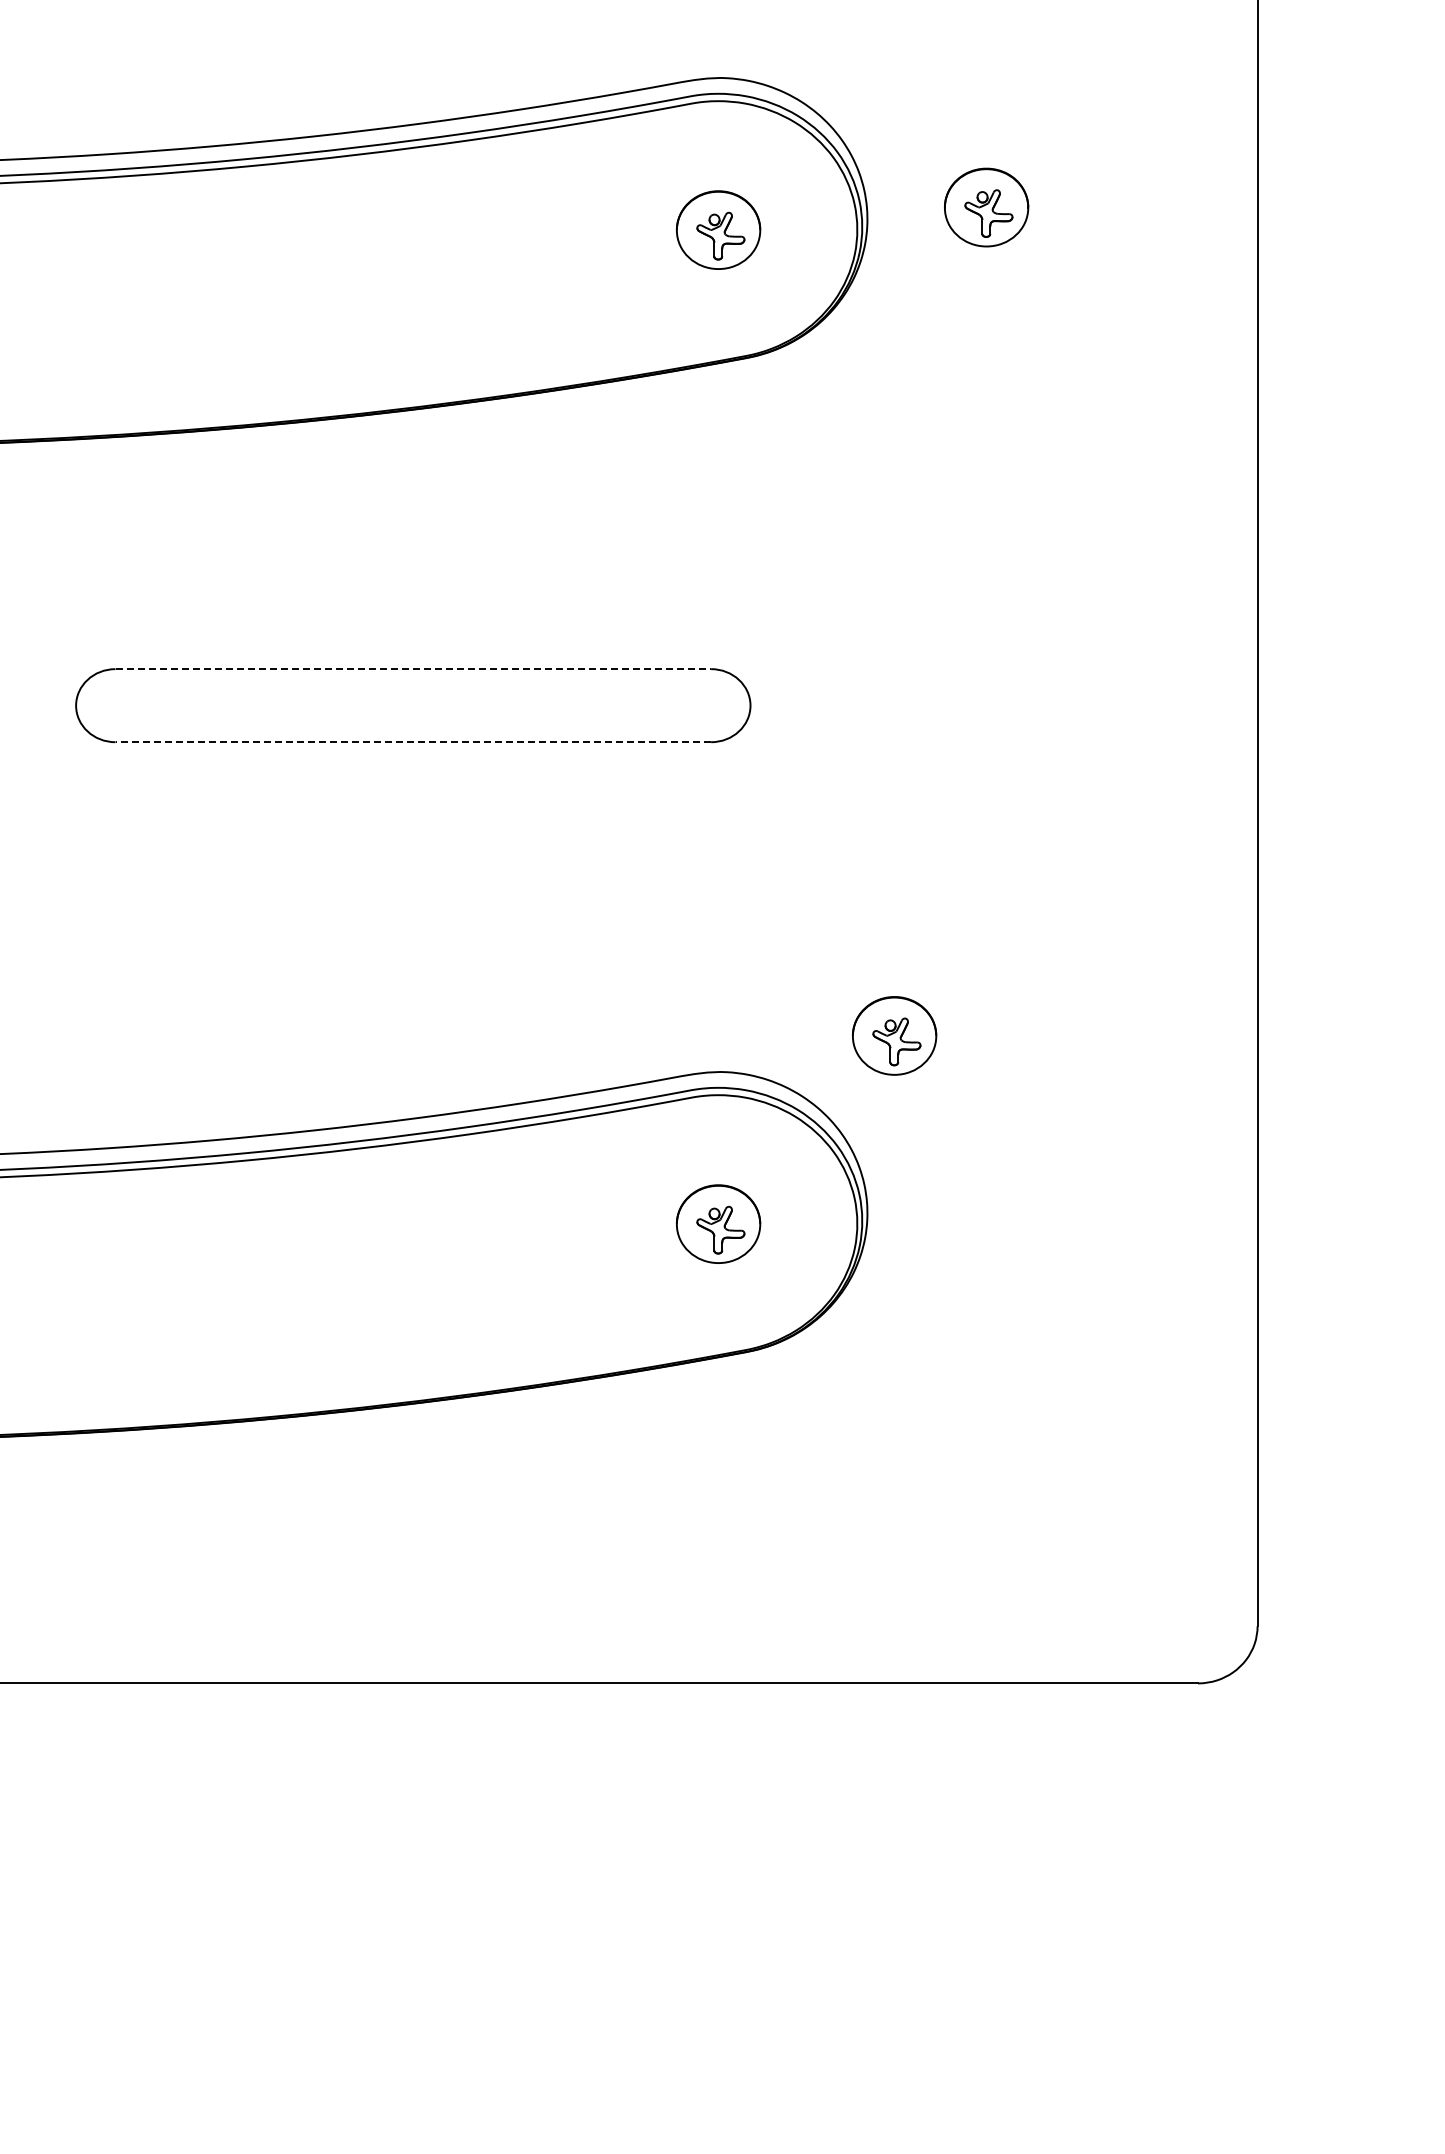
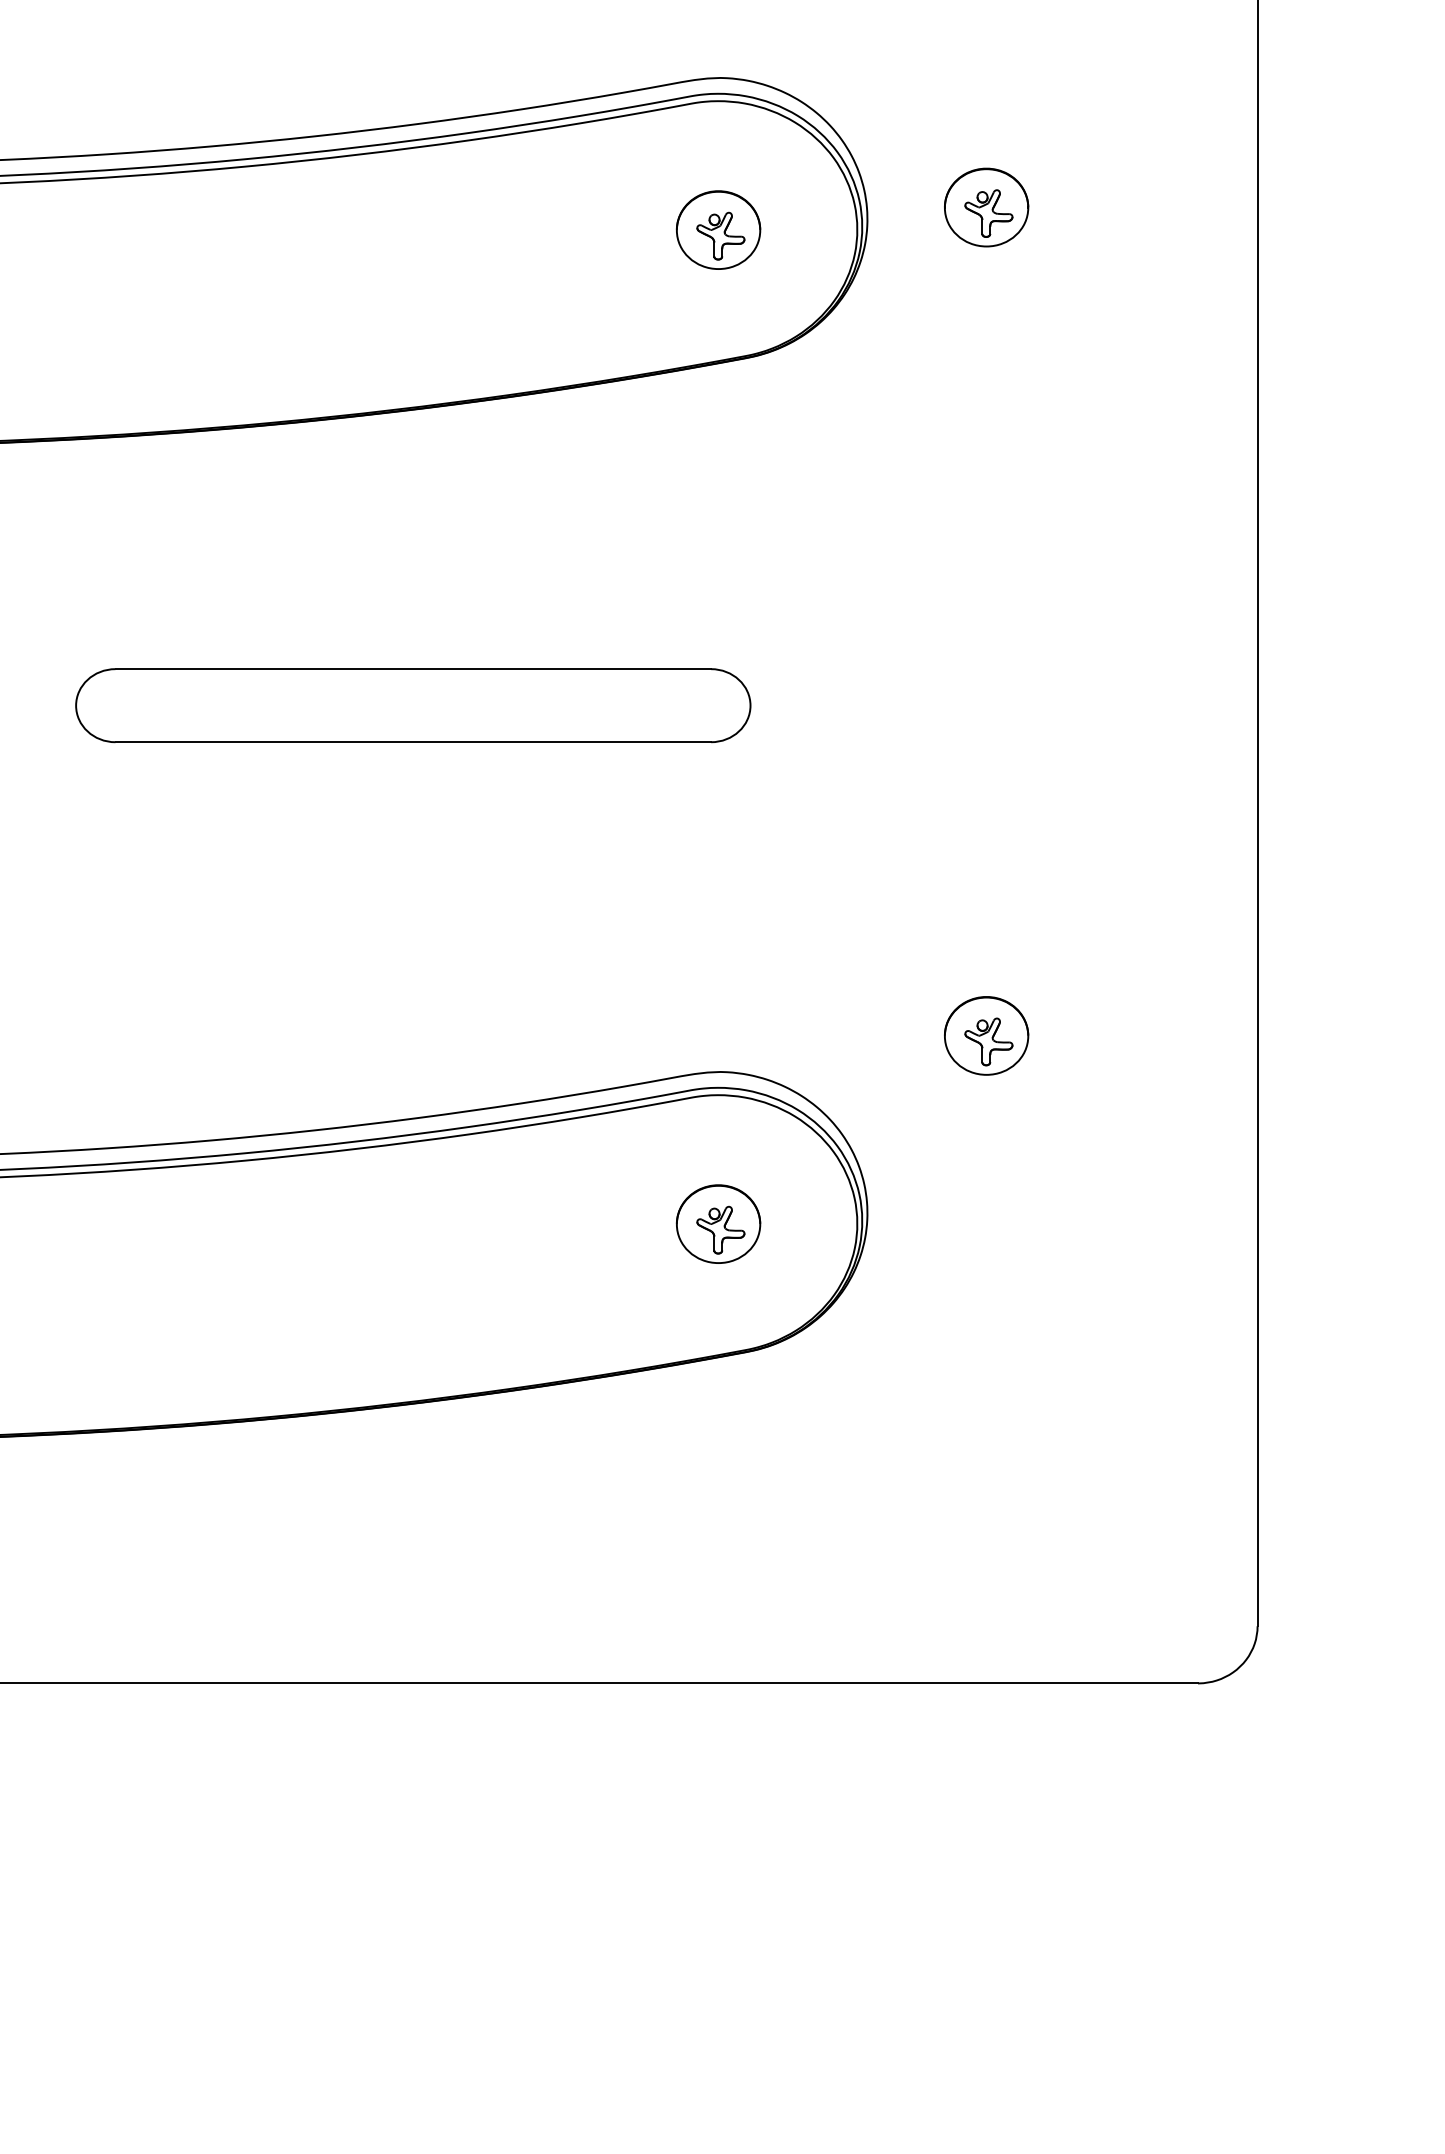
line: dashed -> solid (413, 669)
line: dashed -> solid (413, 742)
part position: (894, 1035) -> (986, 1035) (986, 1035)
